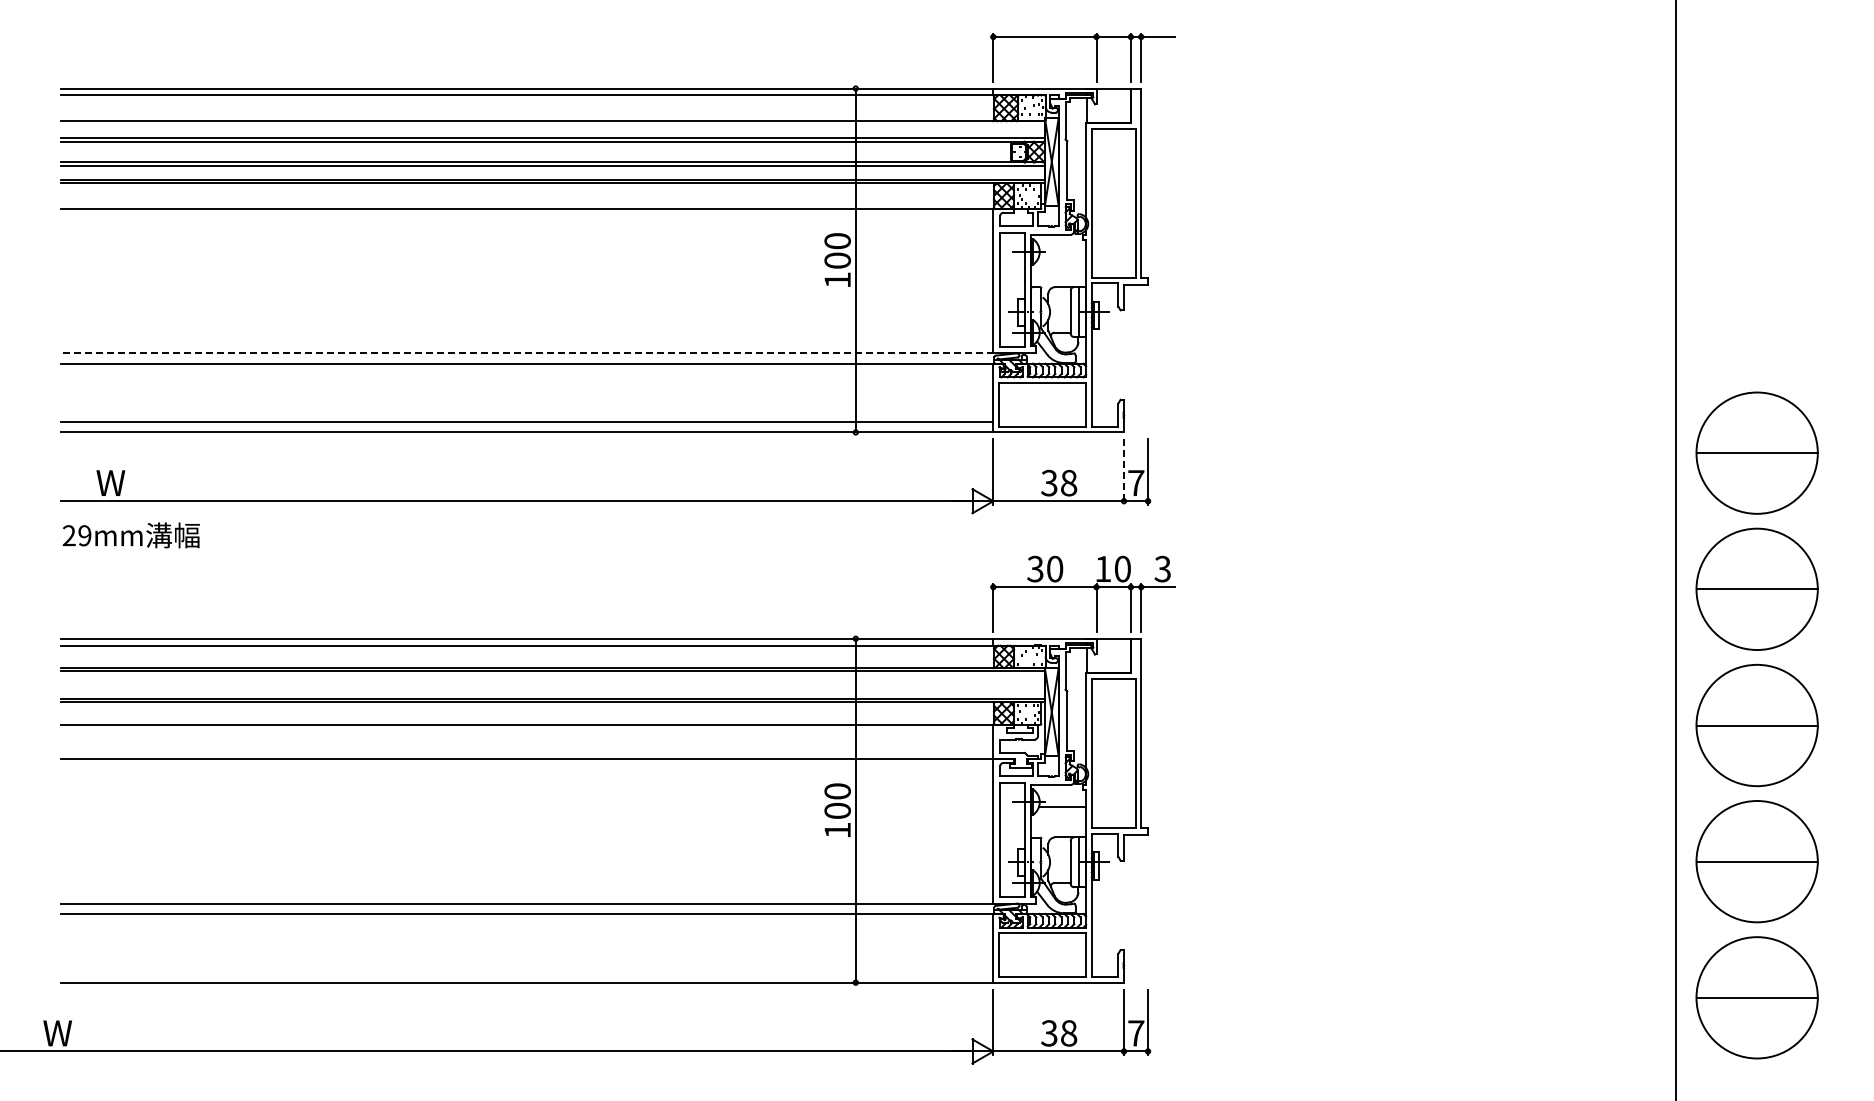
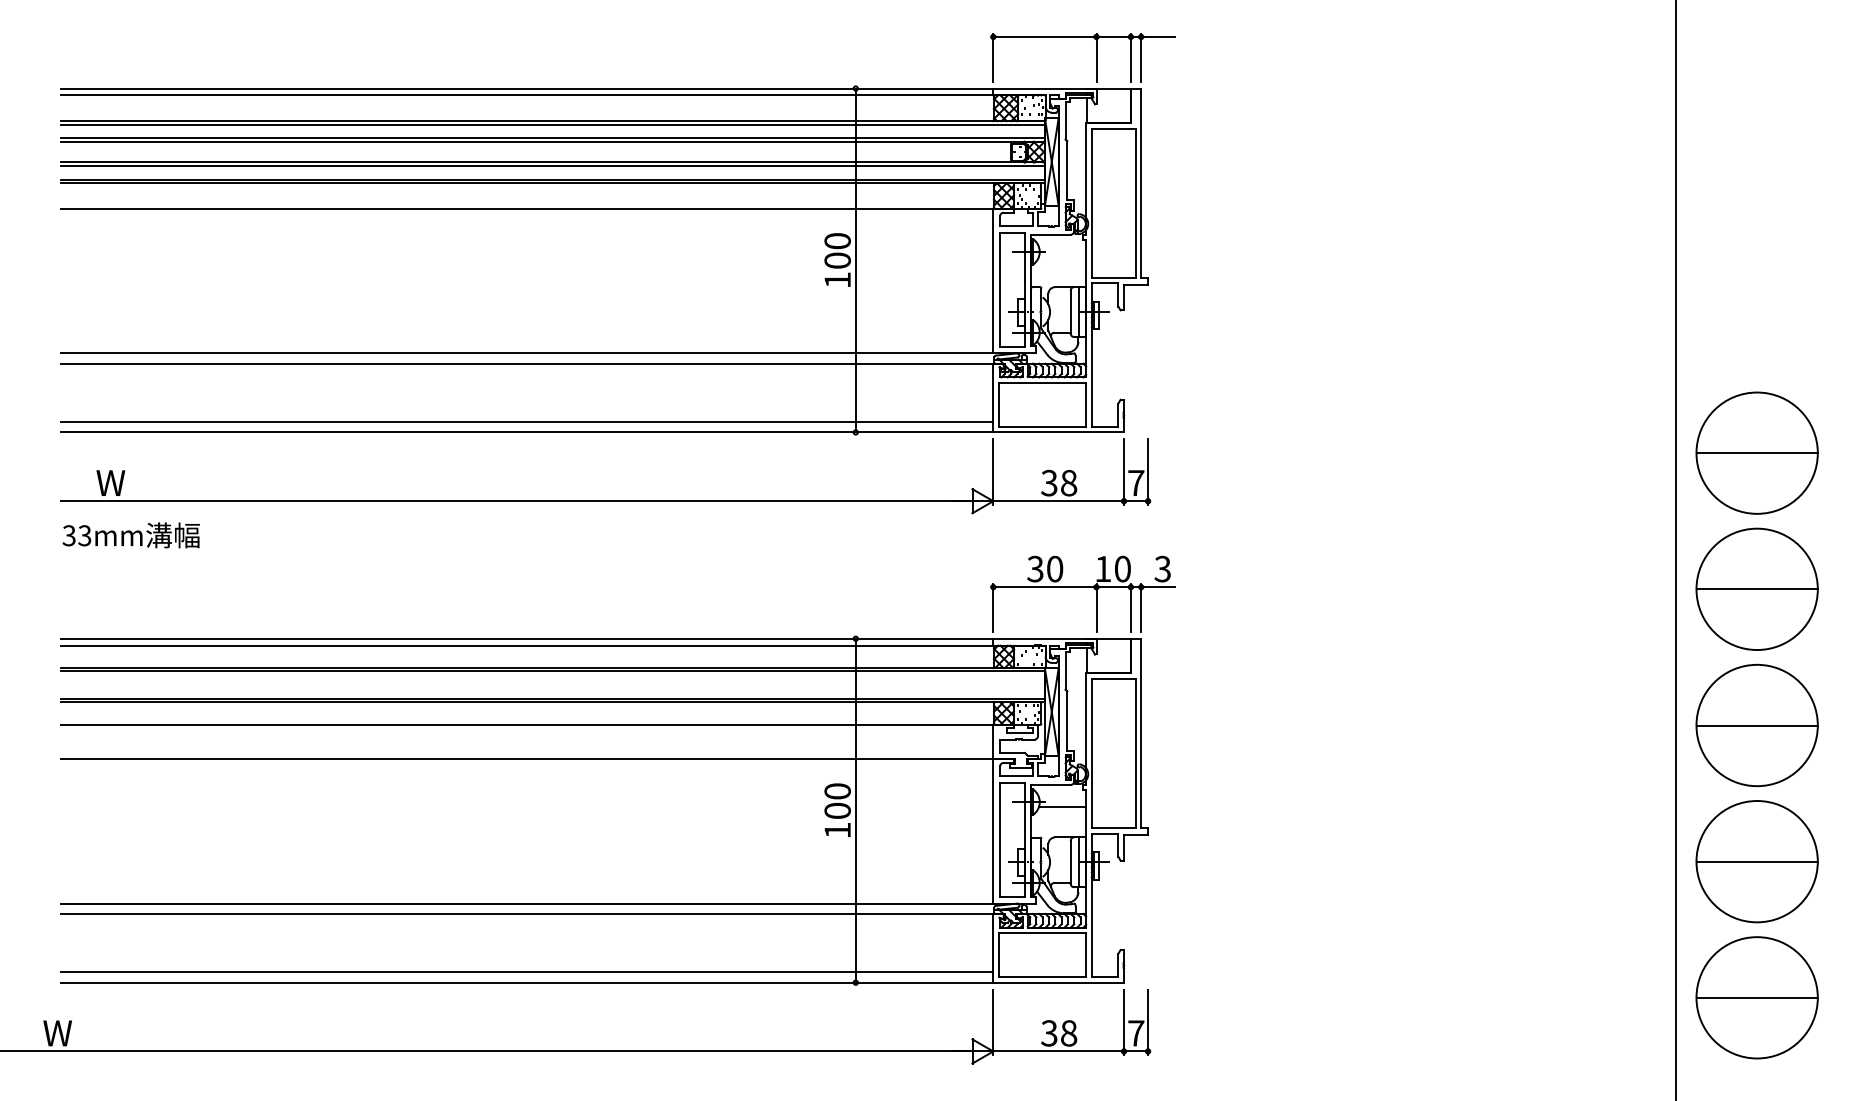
line: none -> present (552, 124)
line: dashed -> solid (527, 353)
line: dashed -> solid (1124, 472)
text: 29mm -> 33mm (76, 535)
line: none -> present (527, 972)
